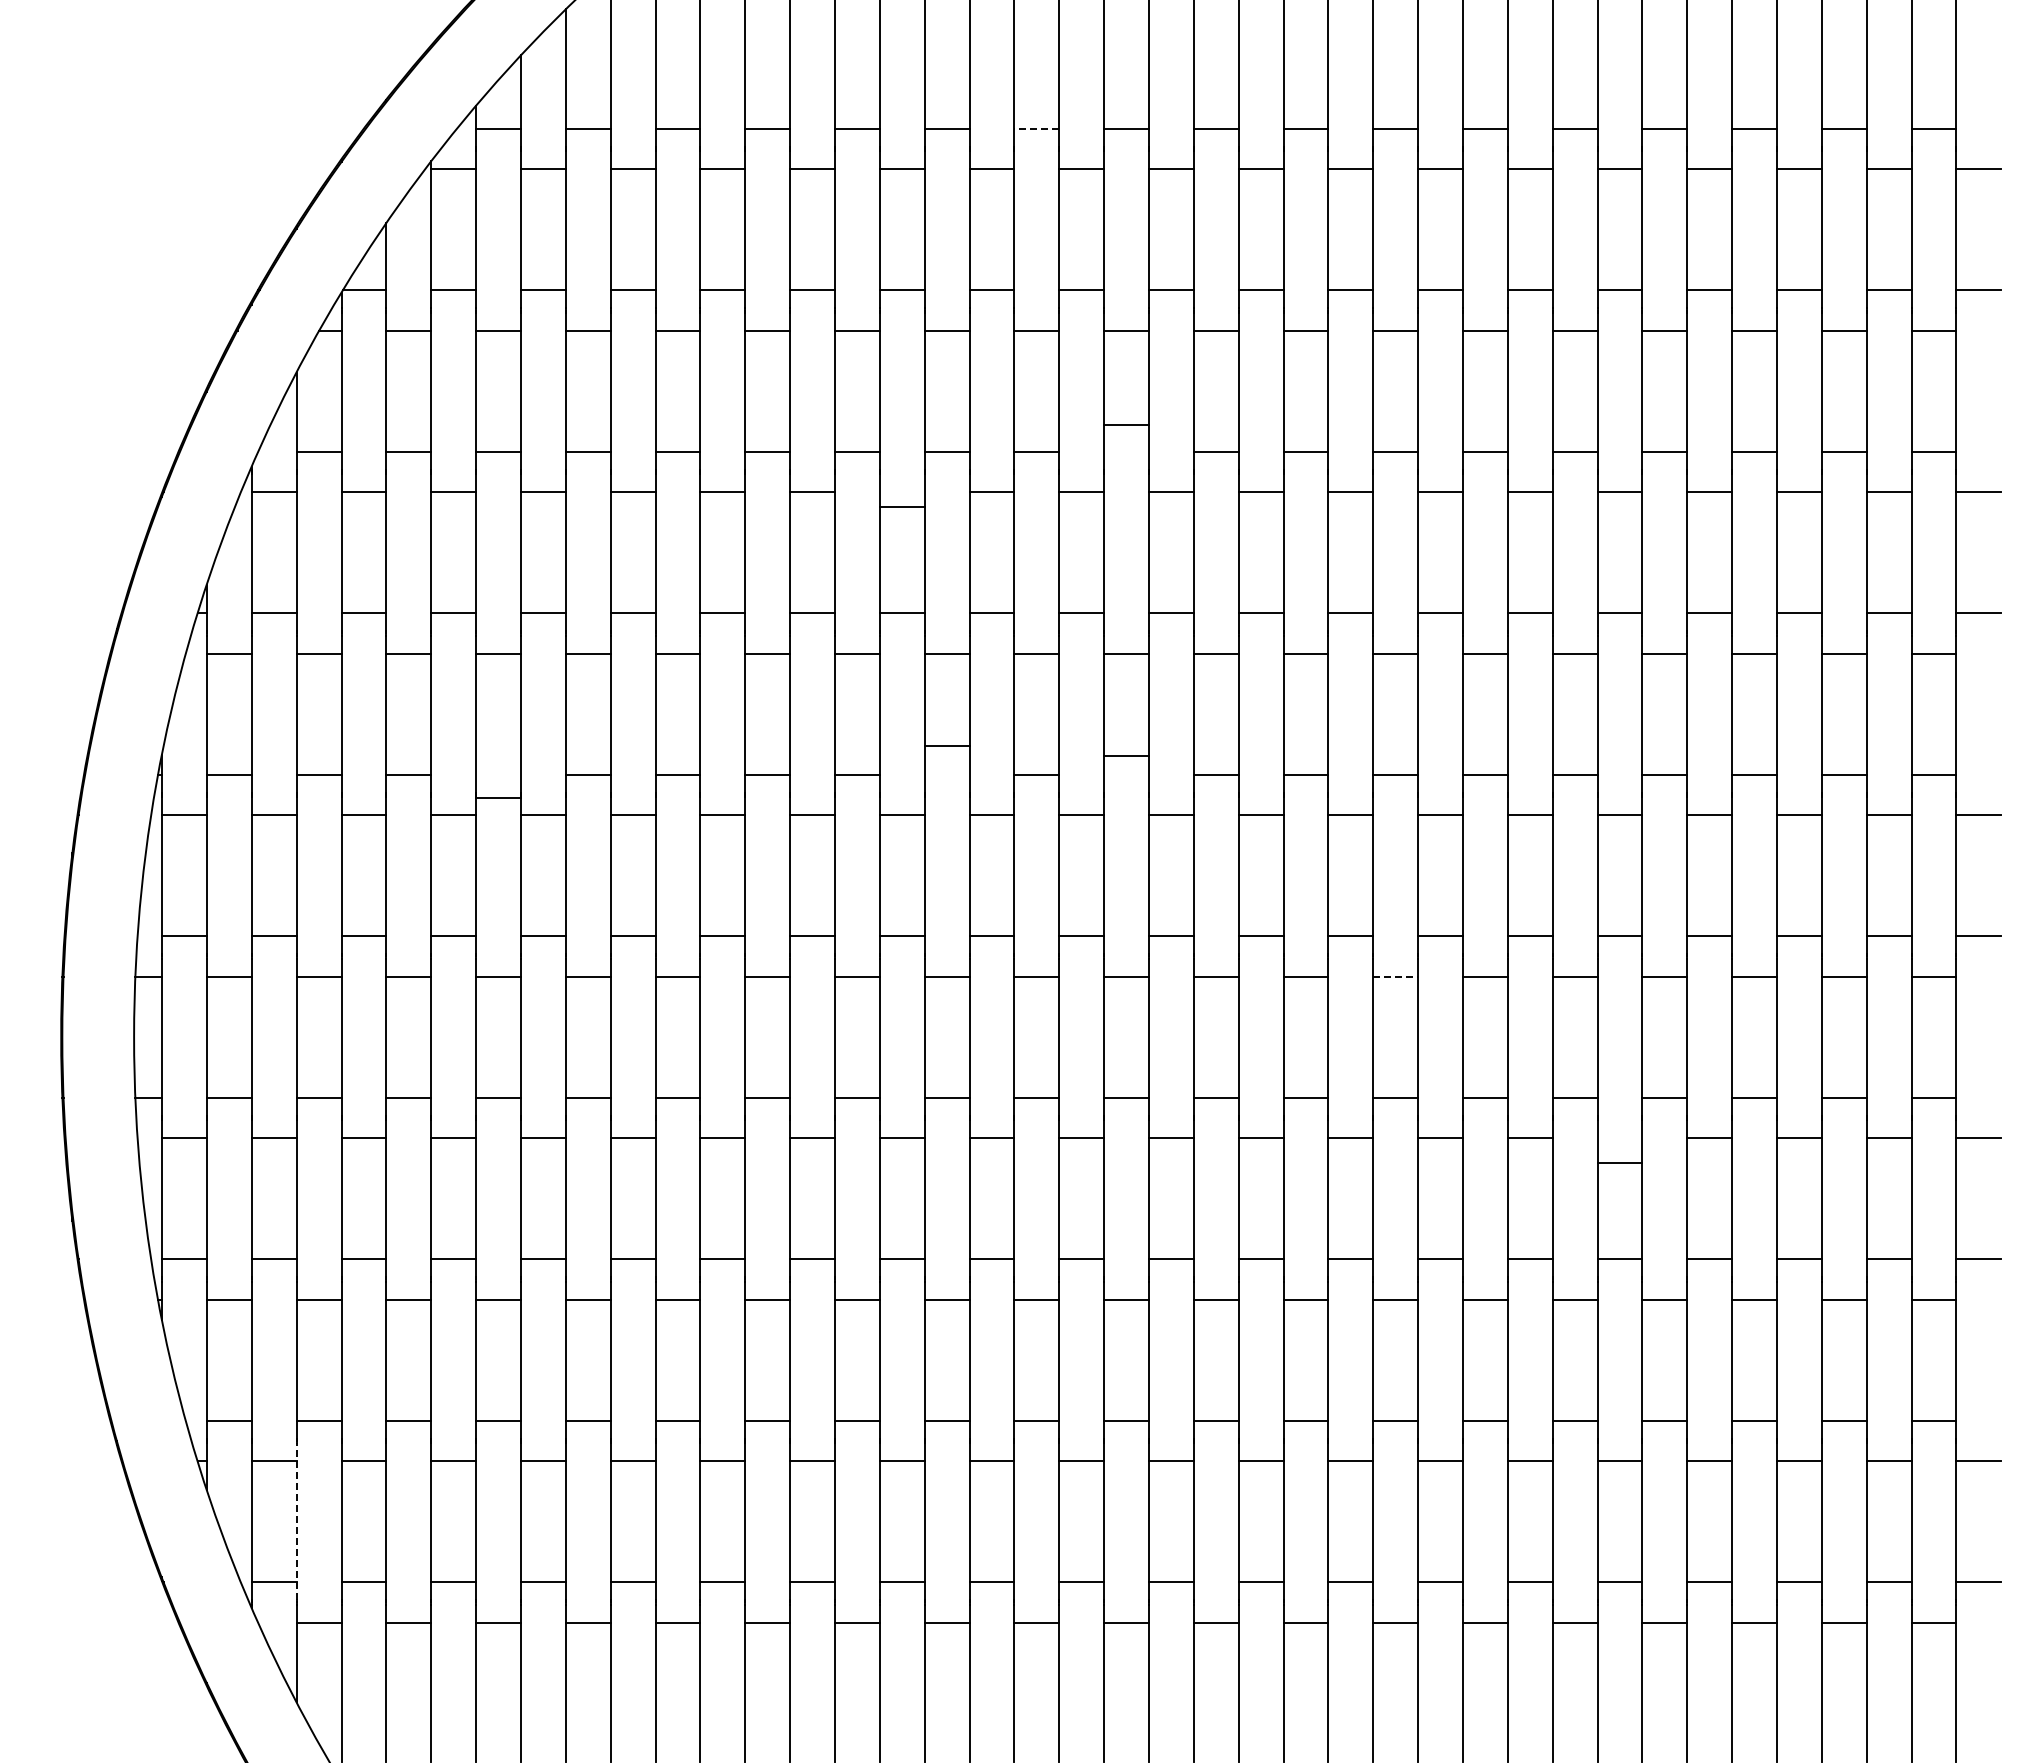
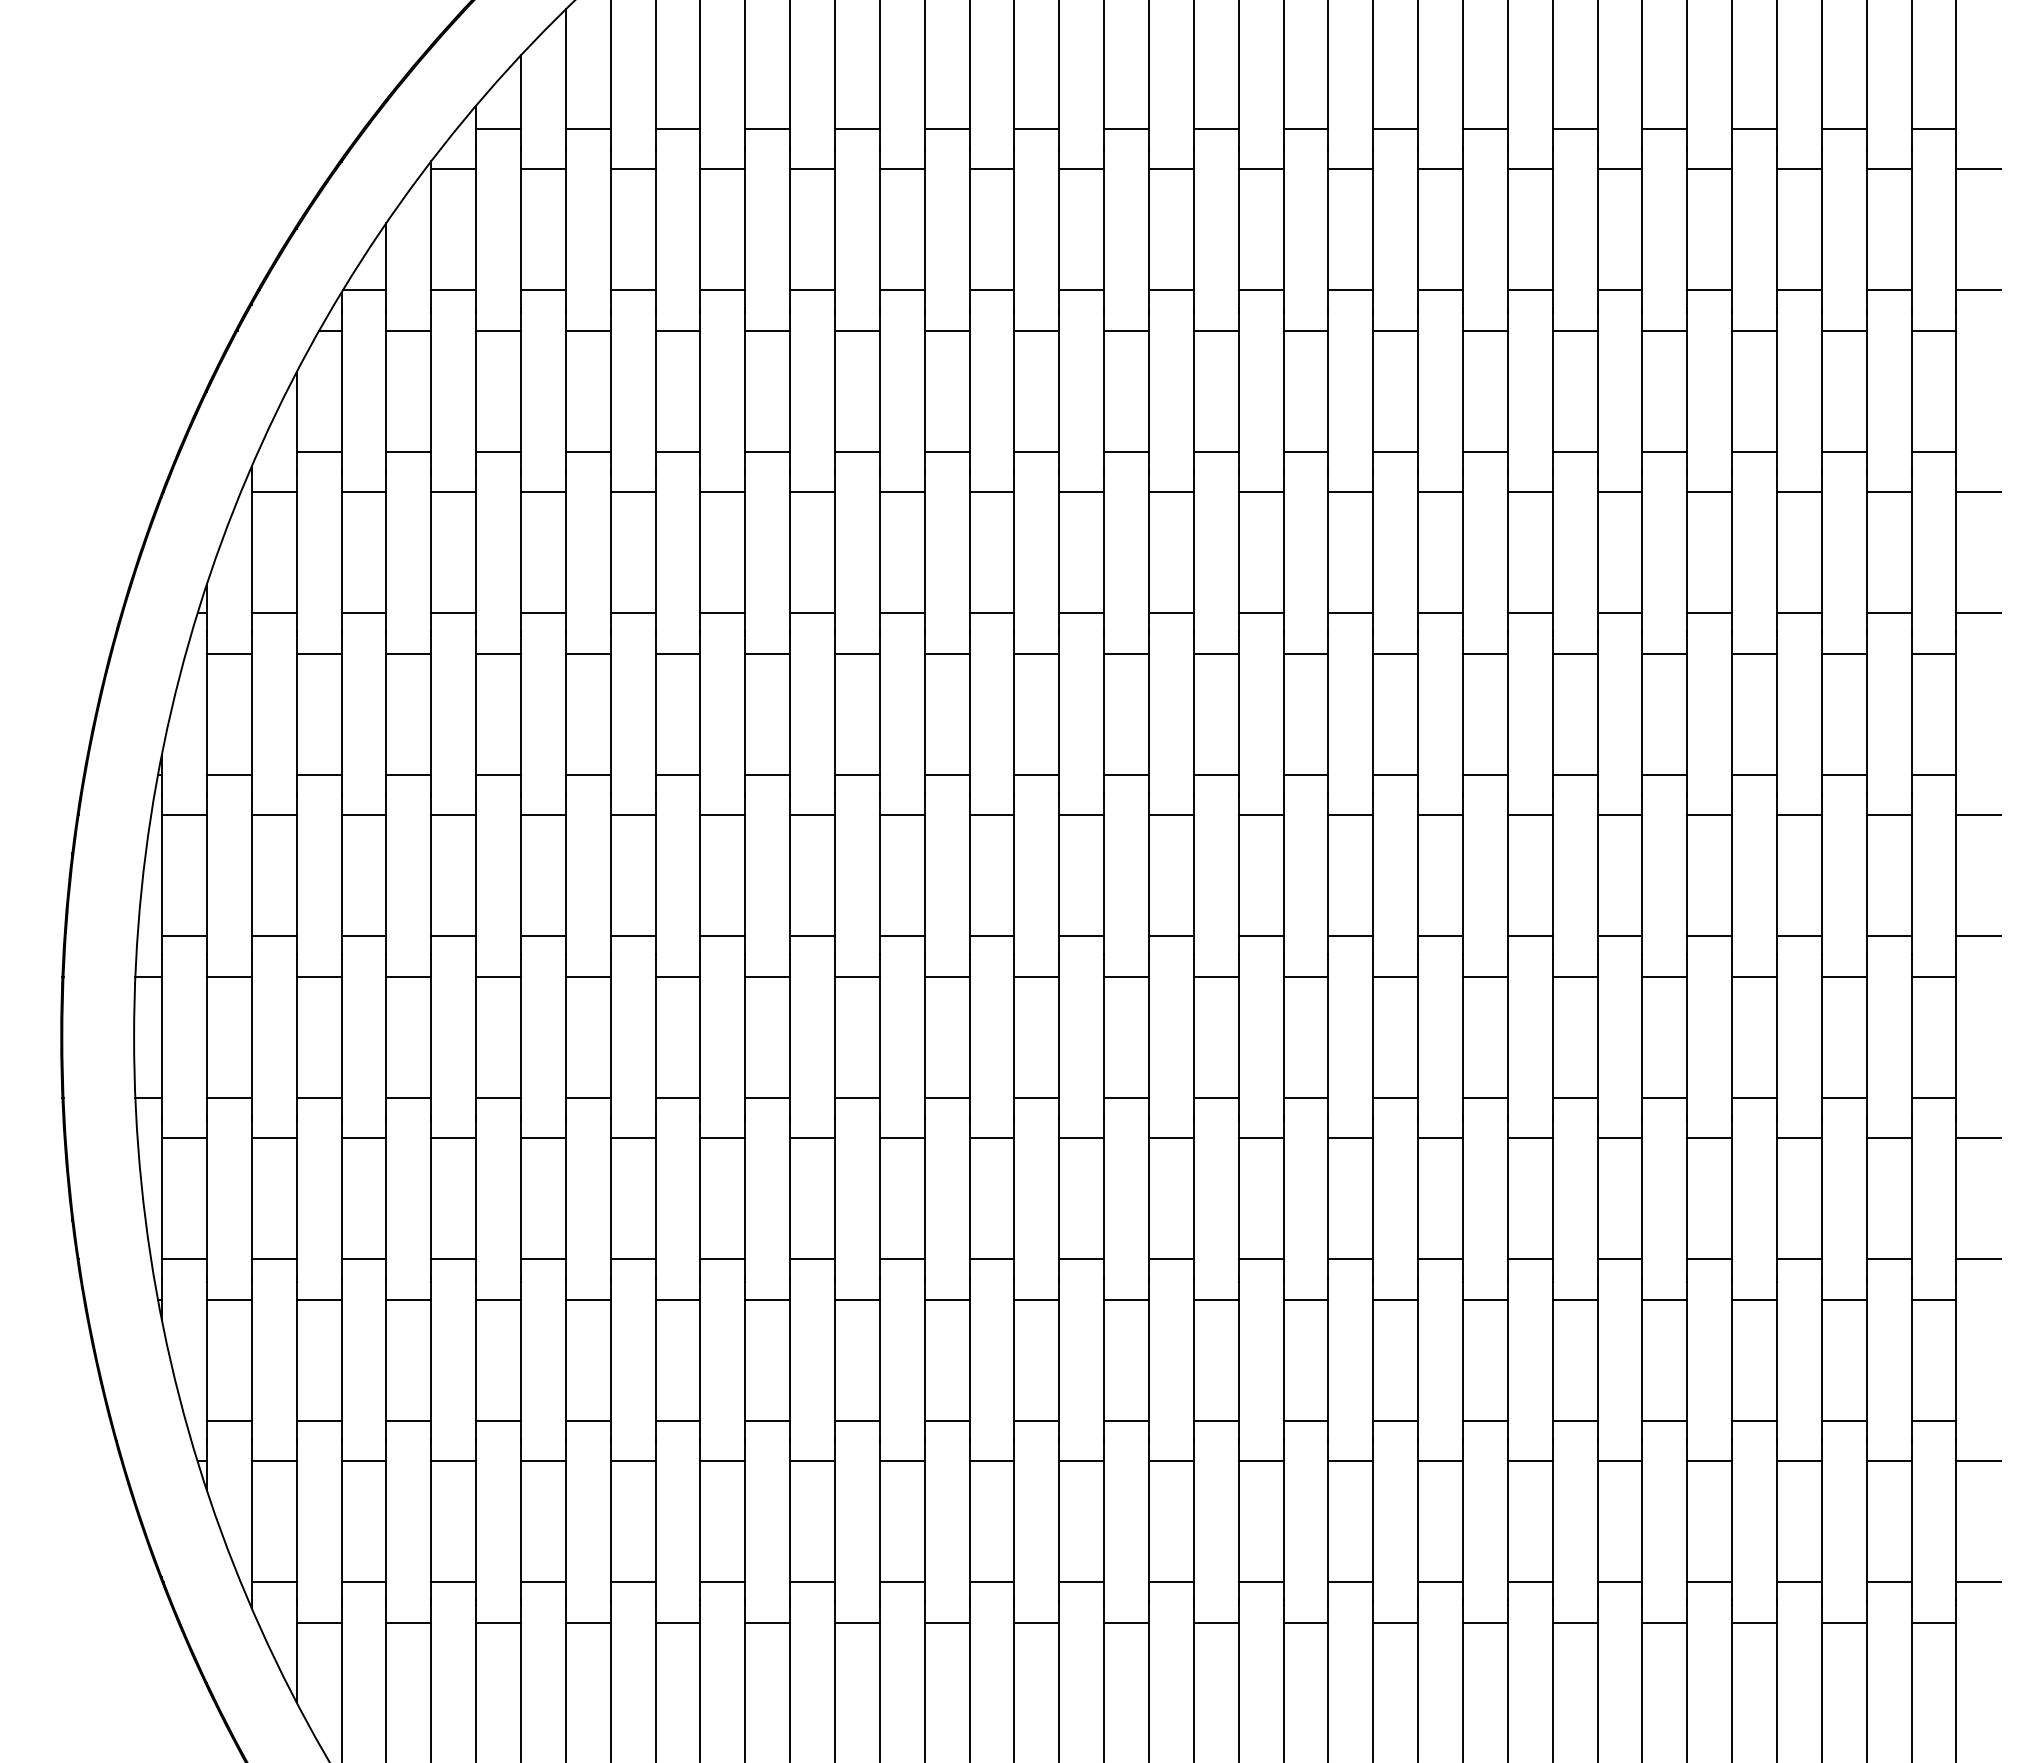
line: dashed -> solid (1036, 128)
line position: (1126, 424) -> (1126, 451) (1126, 451)
line position: (901, 507) -> (901, 492) (901, 492)
line position: (946, 745) -> (946, 774) (946, 774)
line position: (1126, 755) -> (1126, 774) (1126, 774)
line position: (498, 797) -> (498, 774) (498, 774)
line: dashed -> solid (1396, 976)
line position: (1619, 1163) -> (1619, 1138) (1619, 1138)
line: dashed -> solid (296, 1521)
